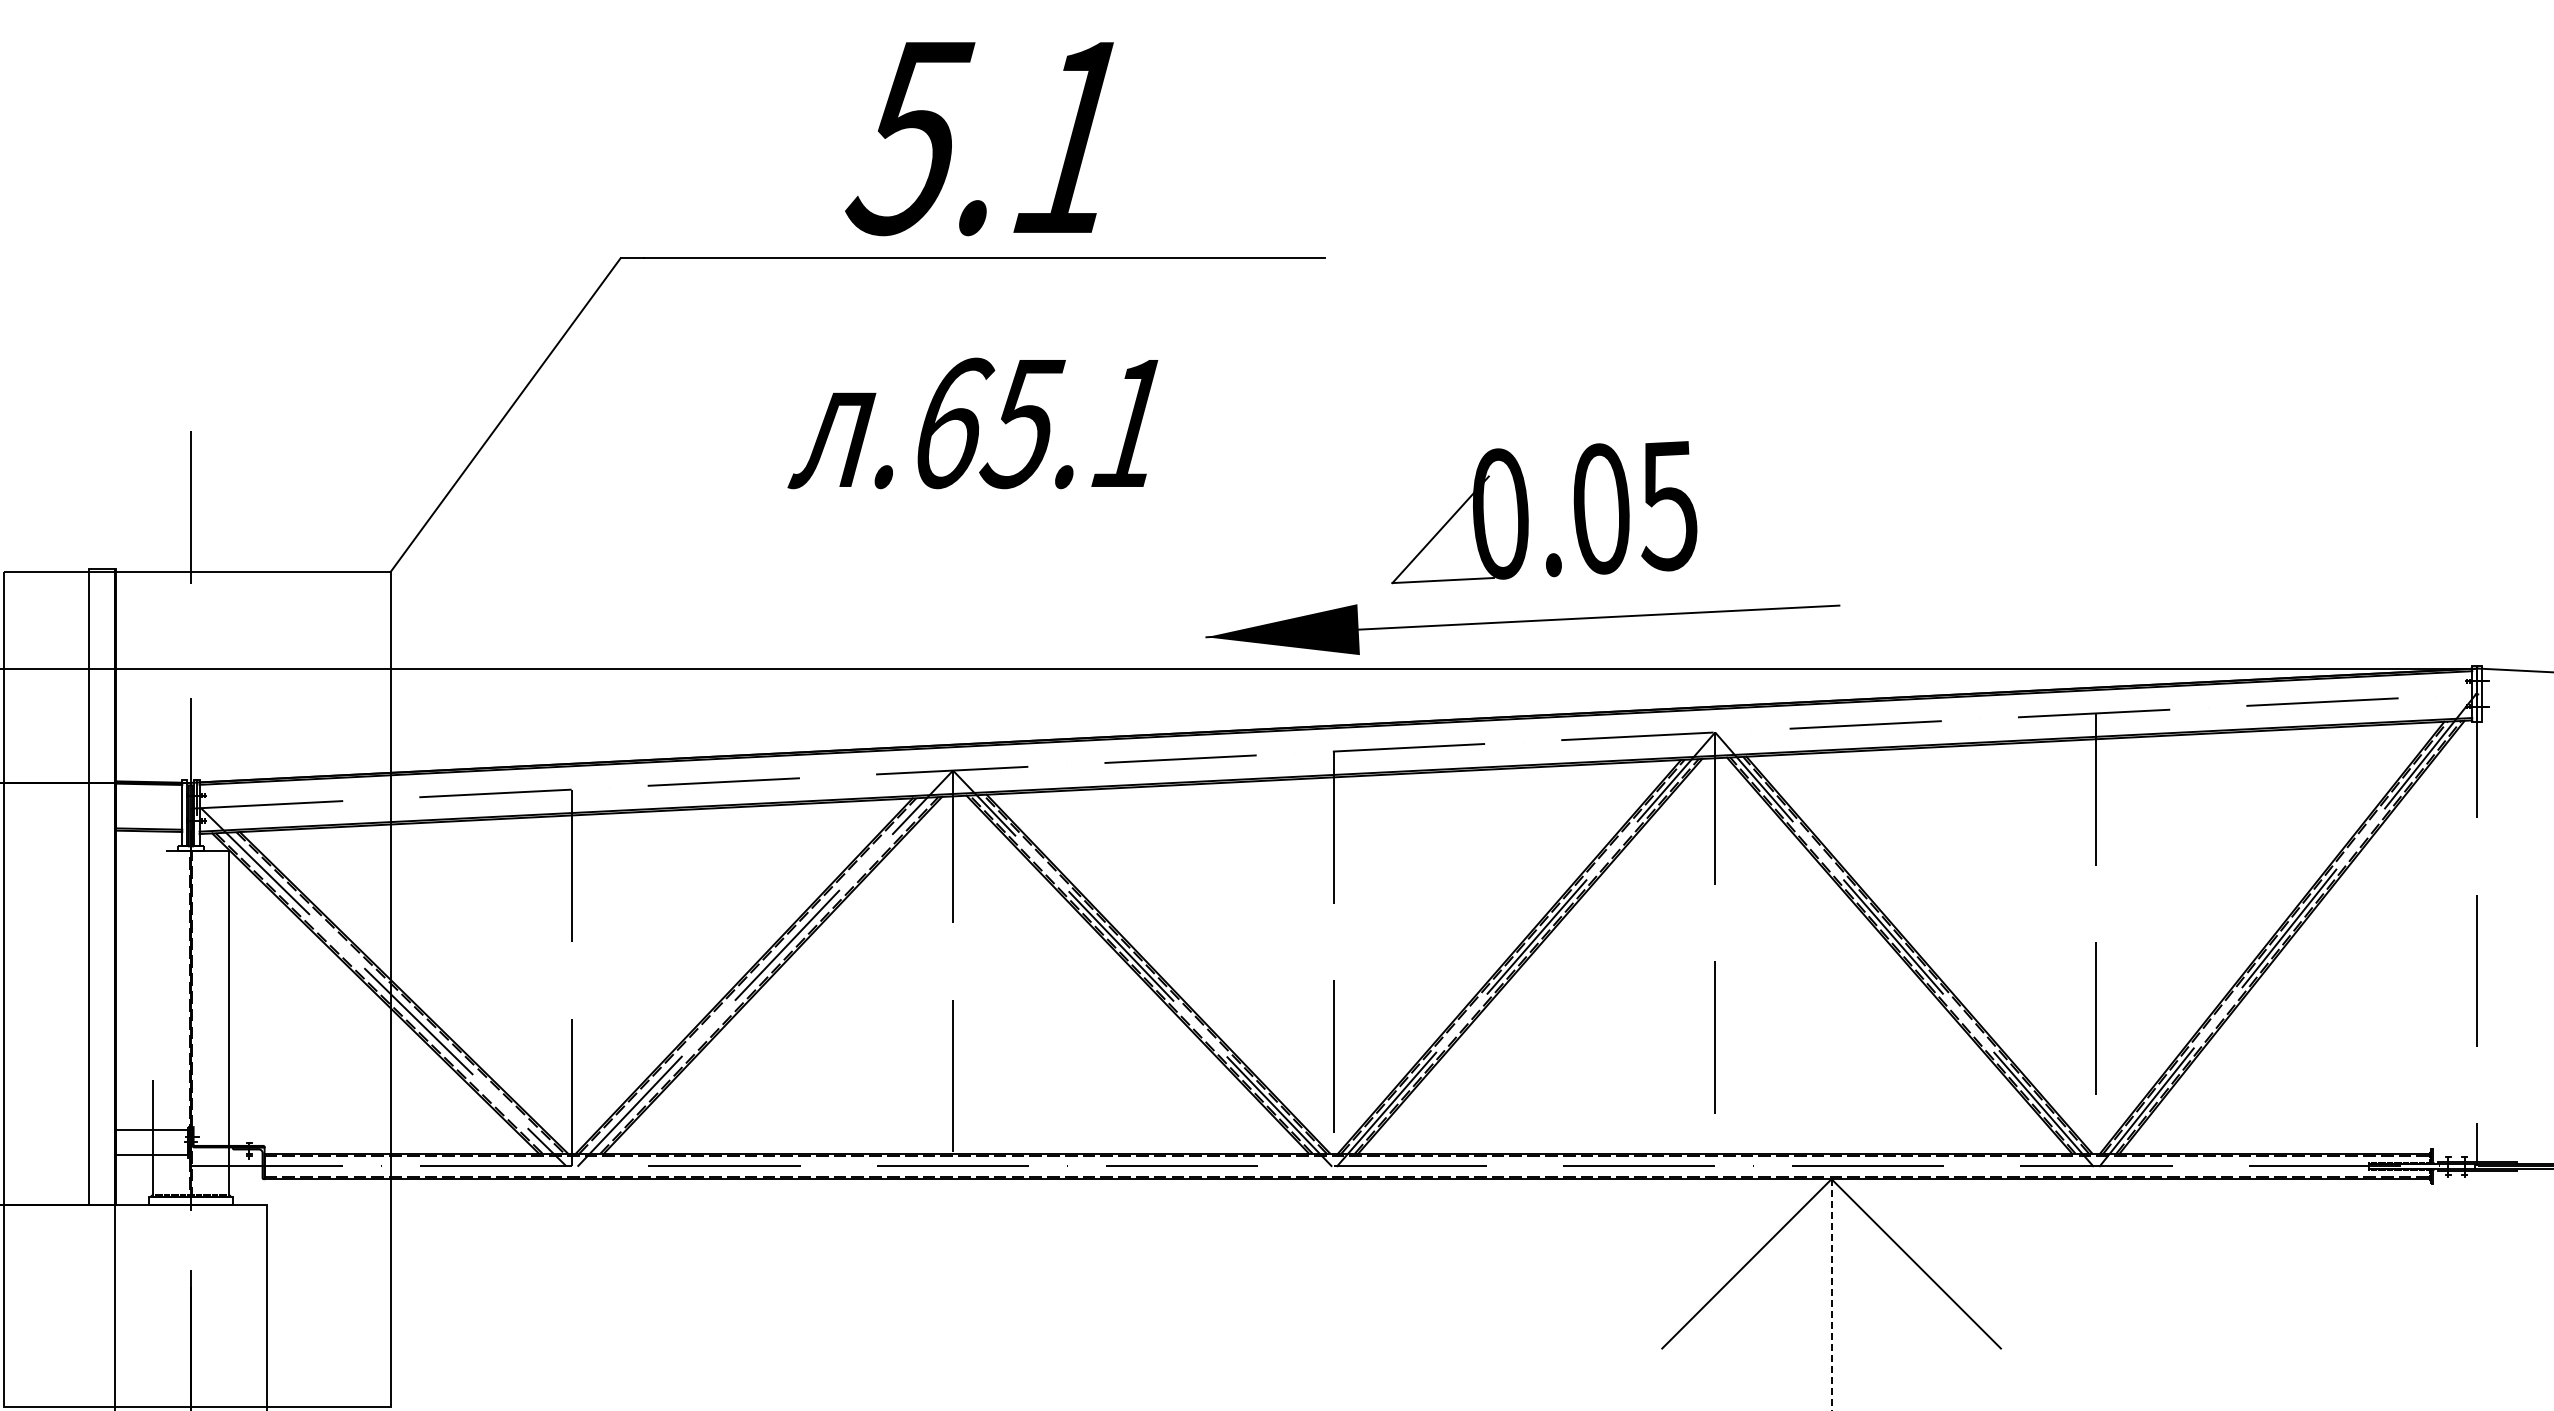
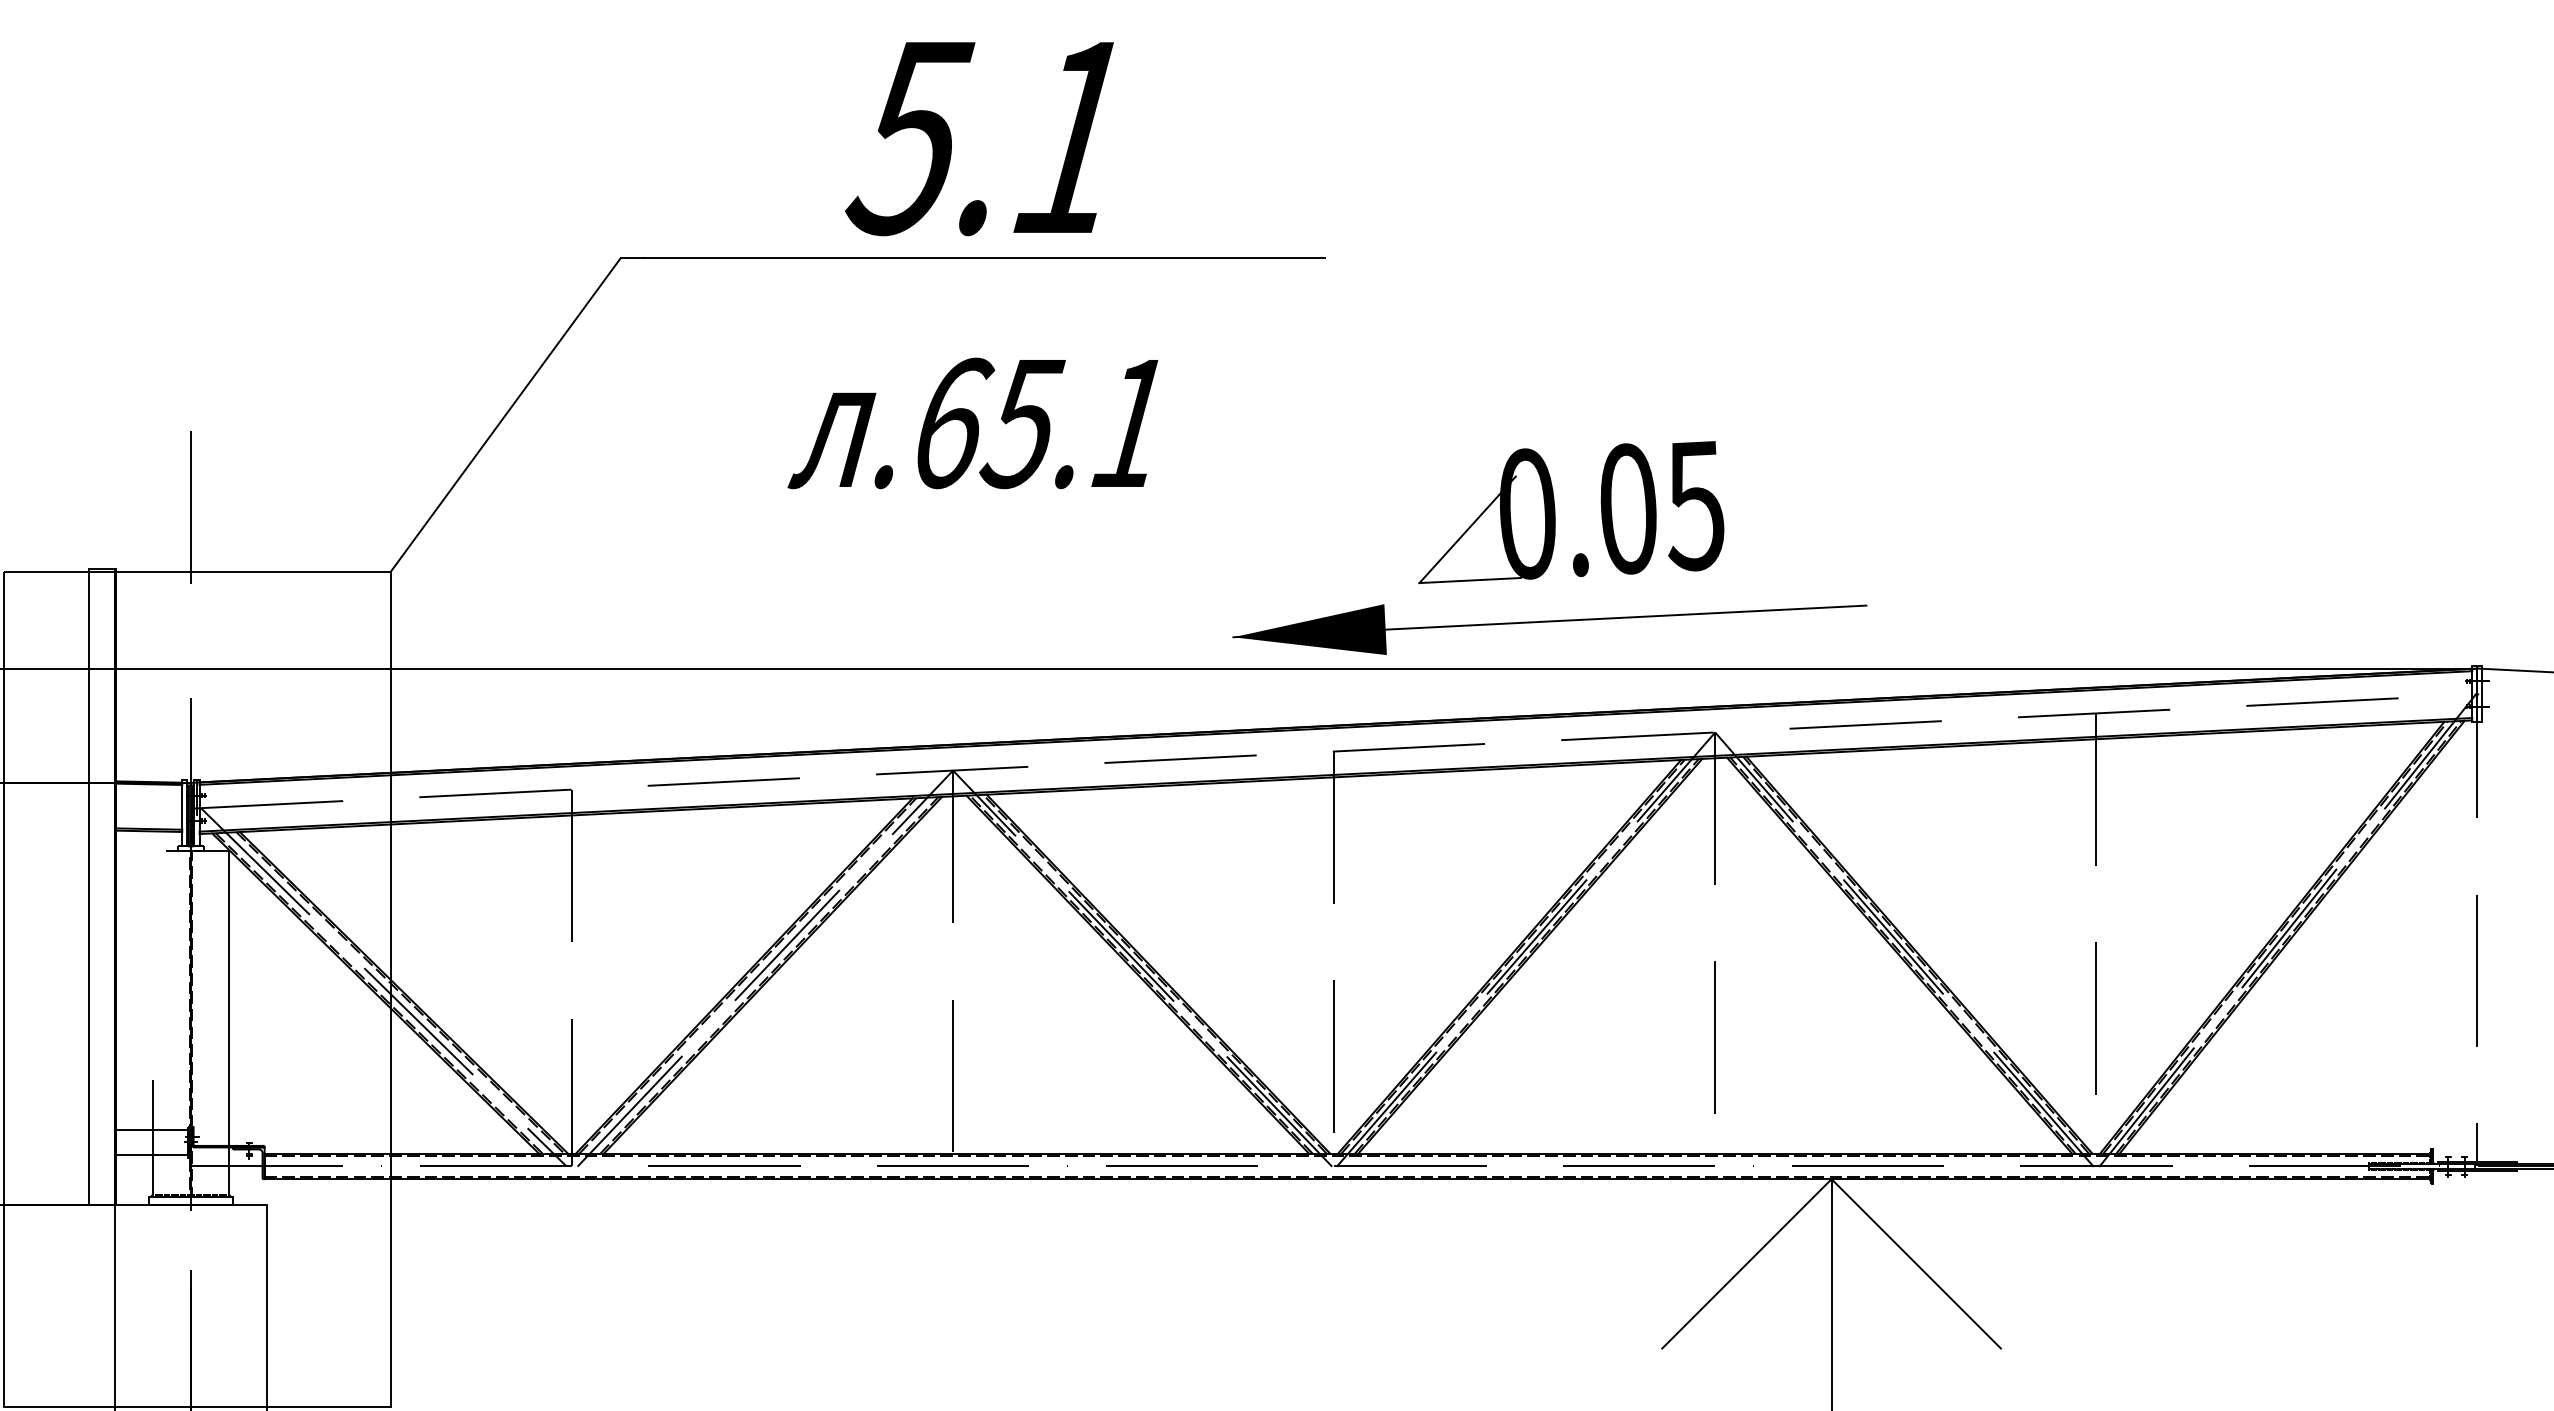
part position: (1522, 547) -> (1549, 547) (1549, 547)
line: dashed -> solid (1831, 1294)
